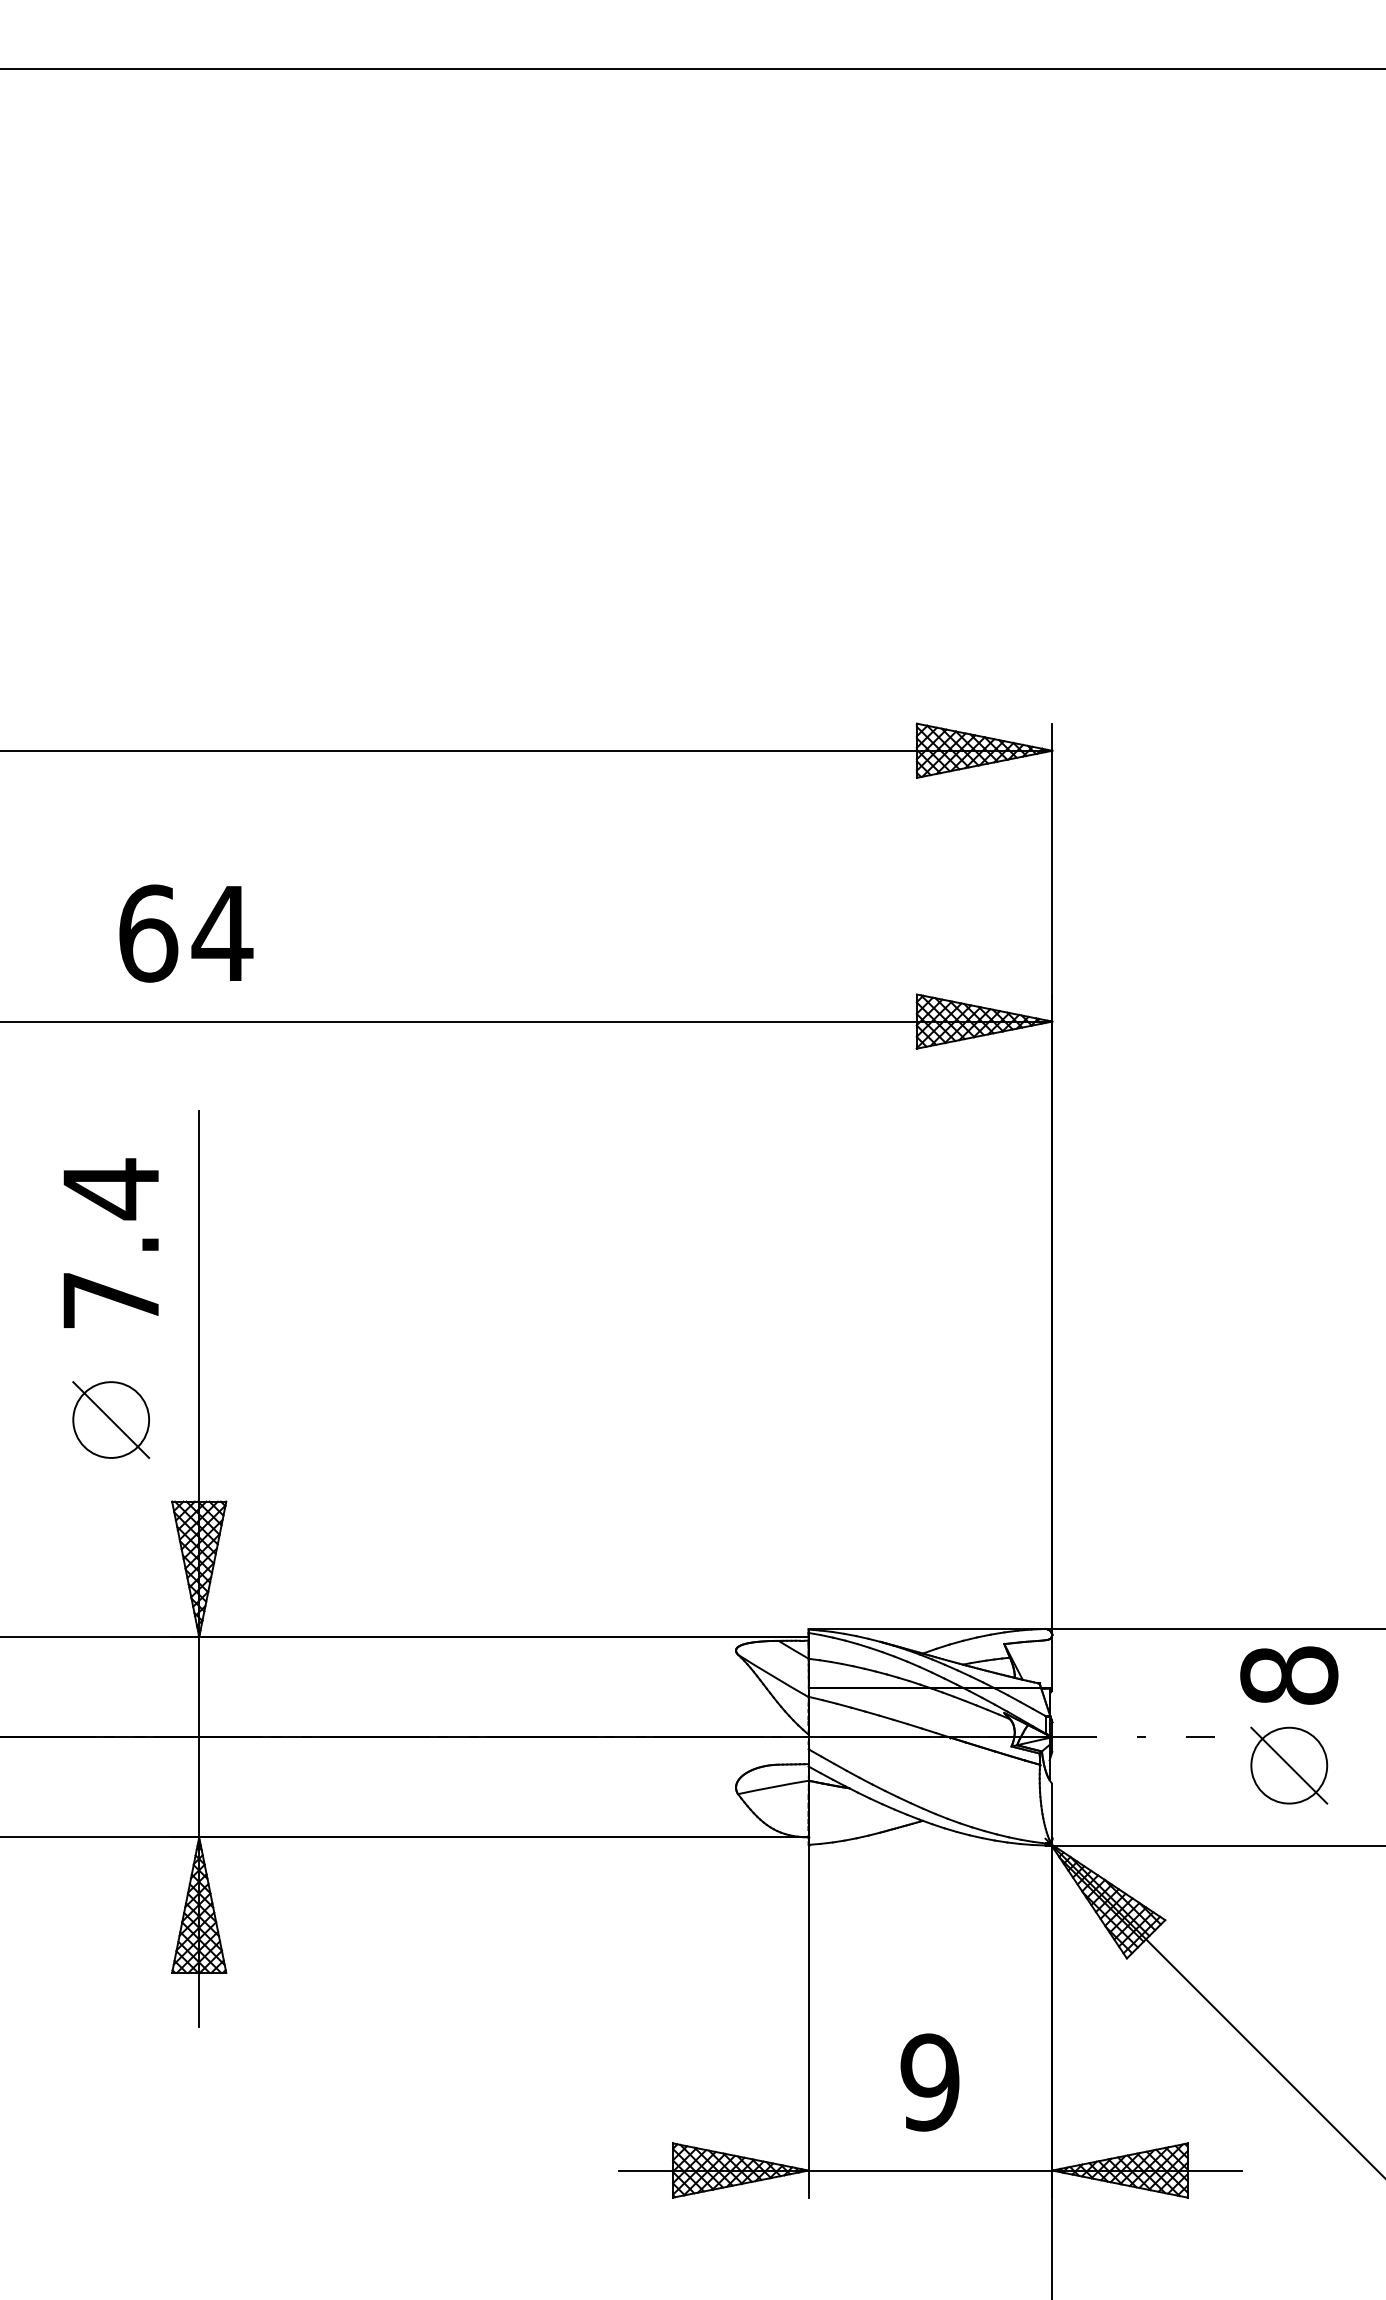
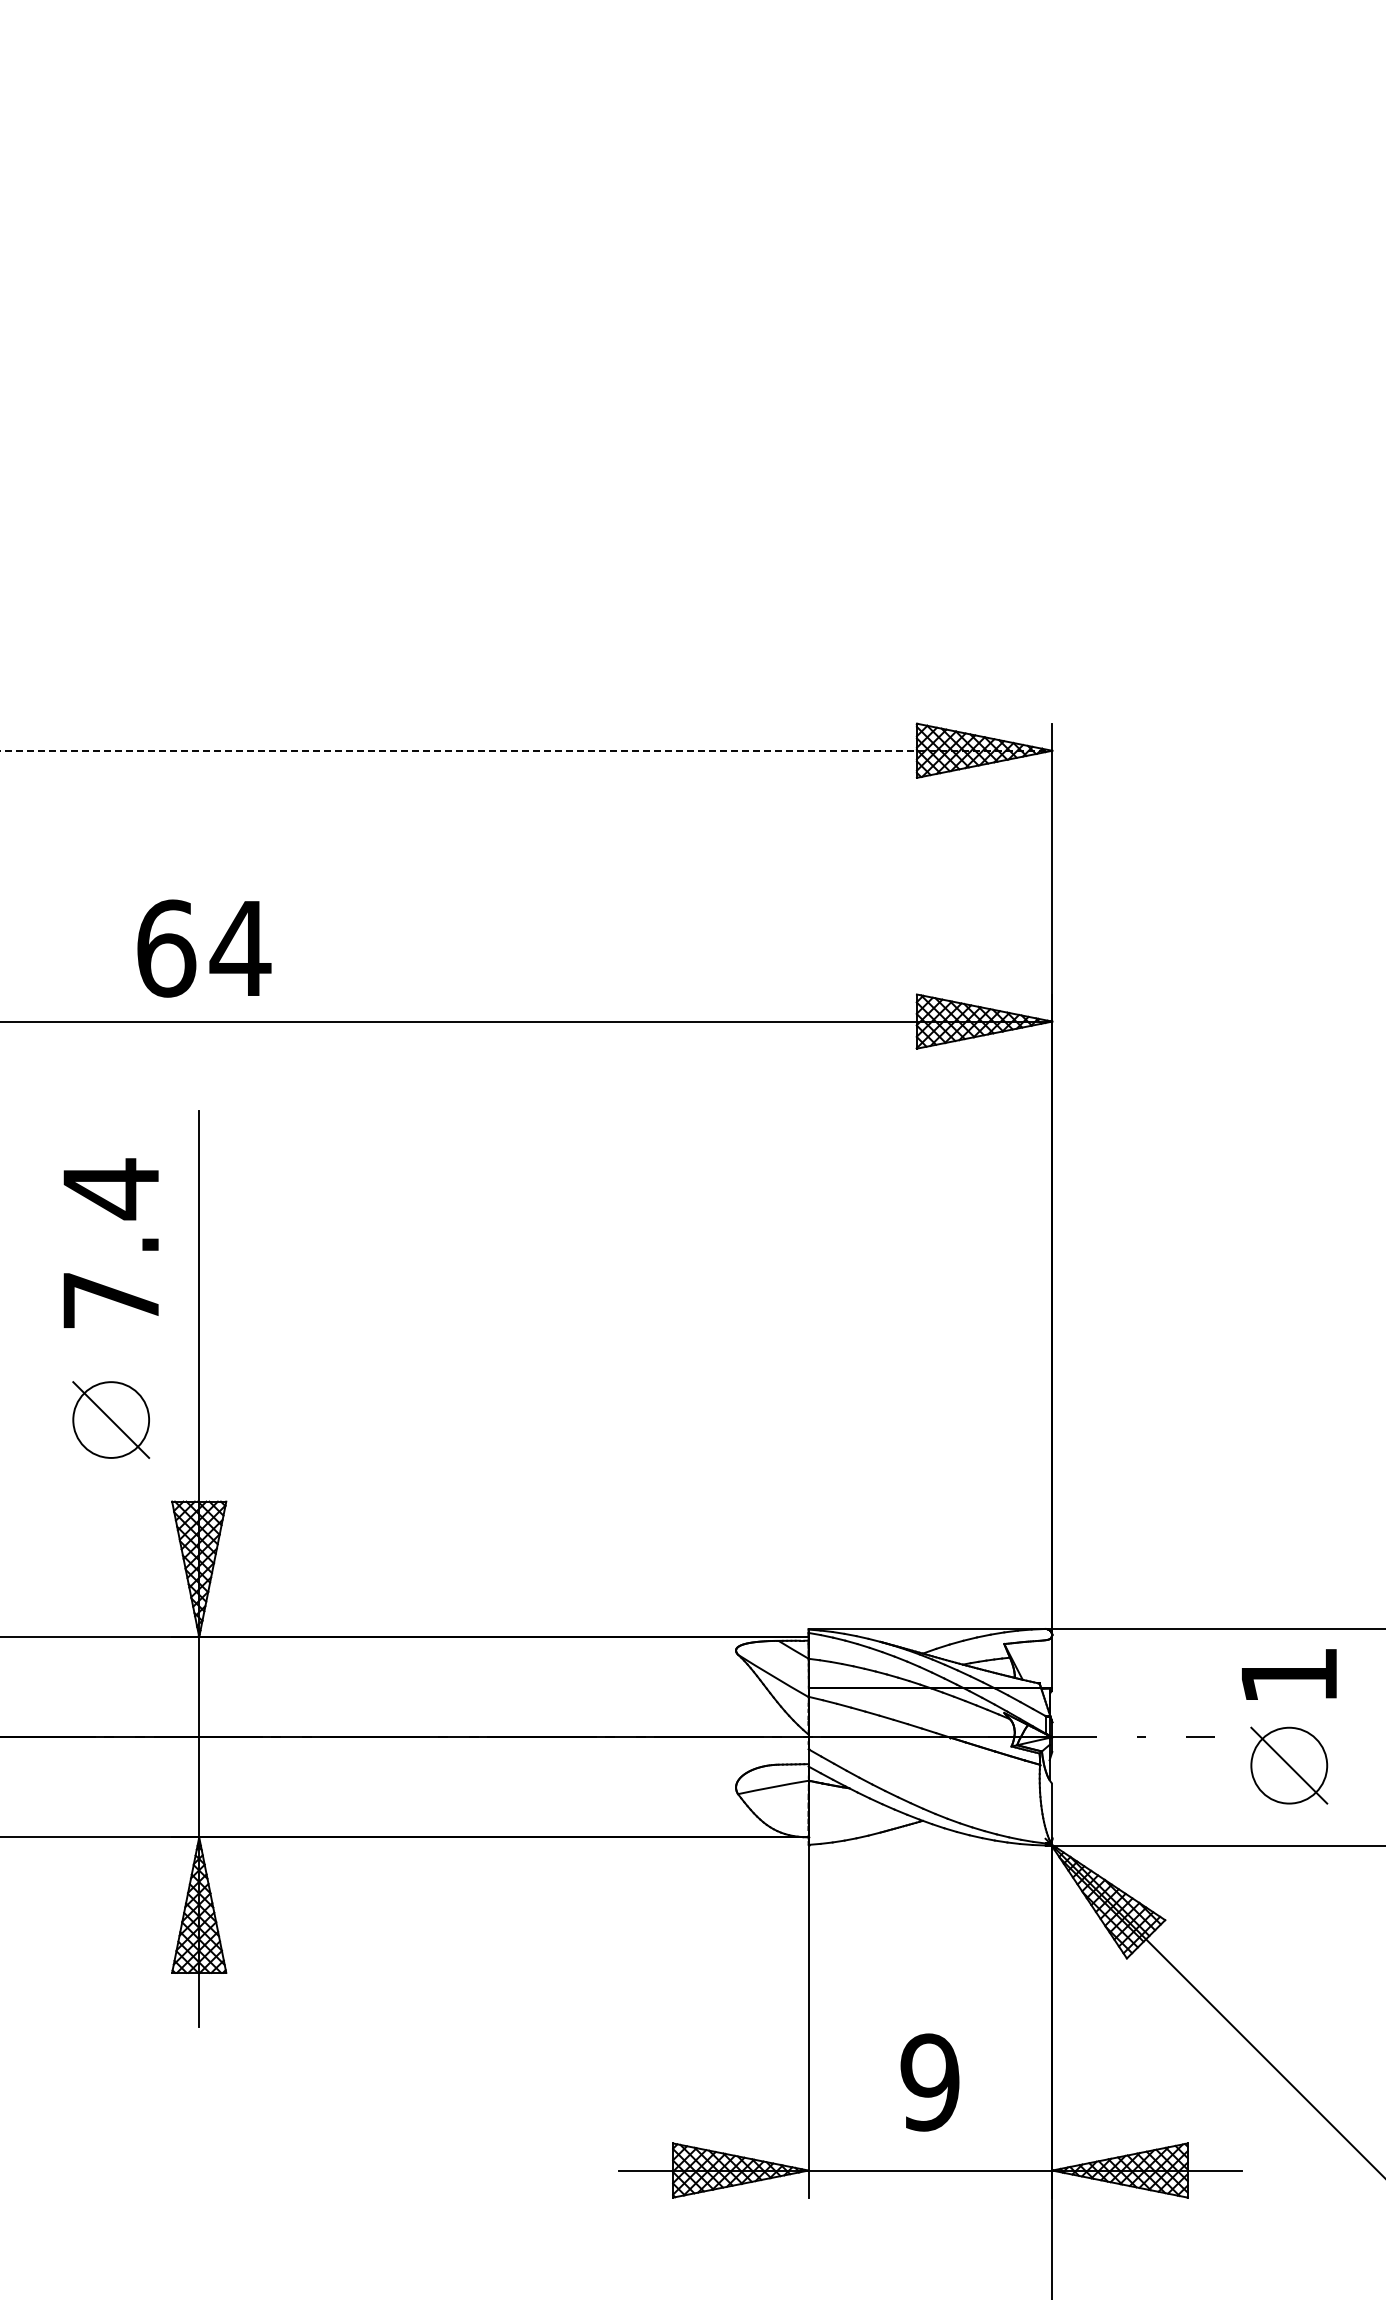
line: present -> none (692, 69)
line: solid -> dashed (526, 750)
text position: (186, 933) -> (204, 948) (204, 948)
text: 8 -> 1 (1289, 1675)
